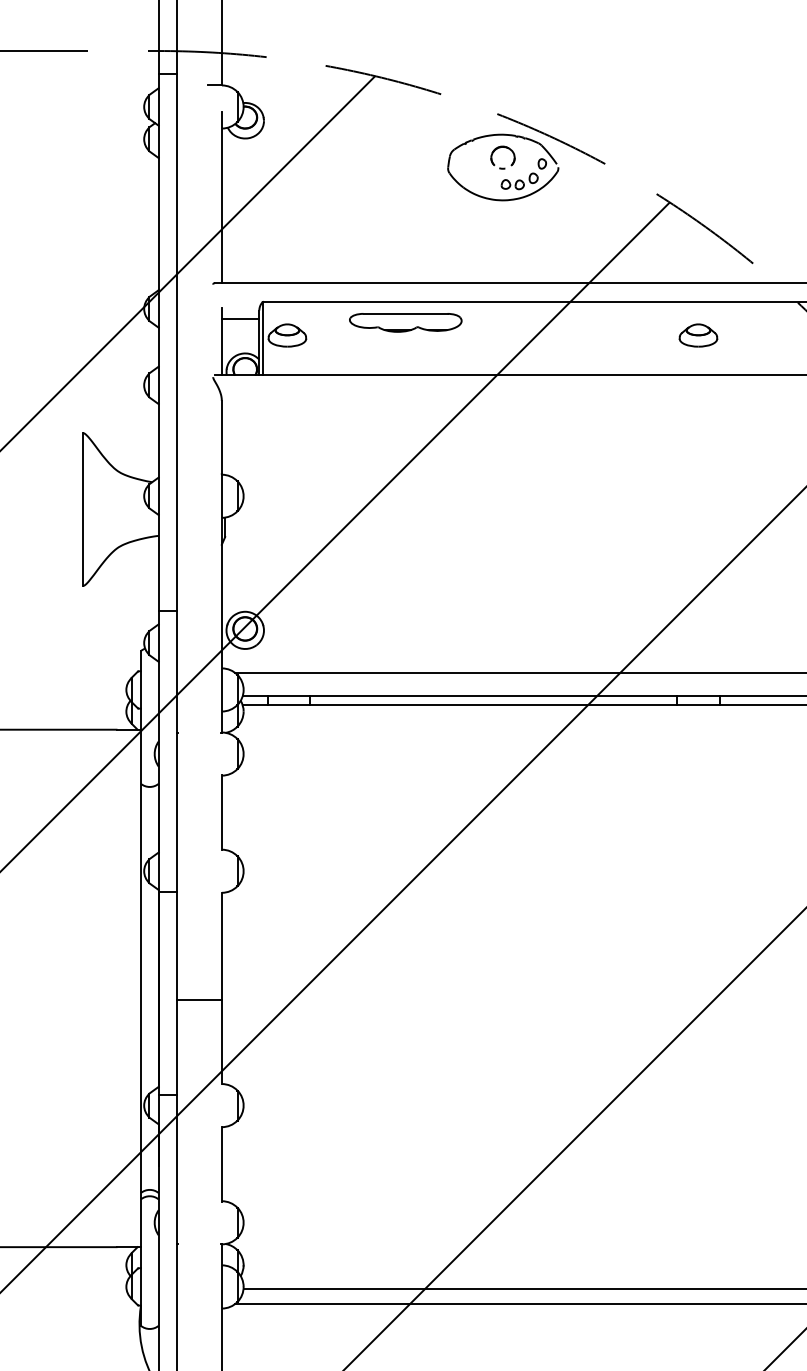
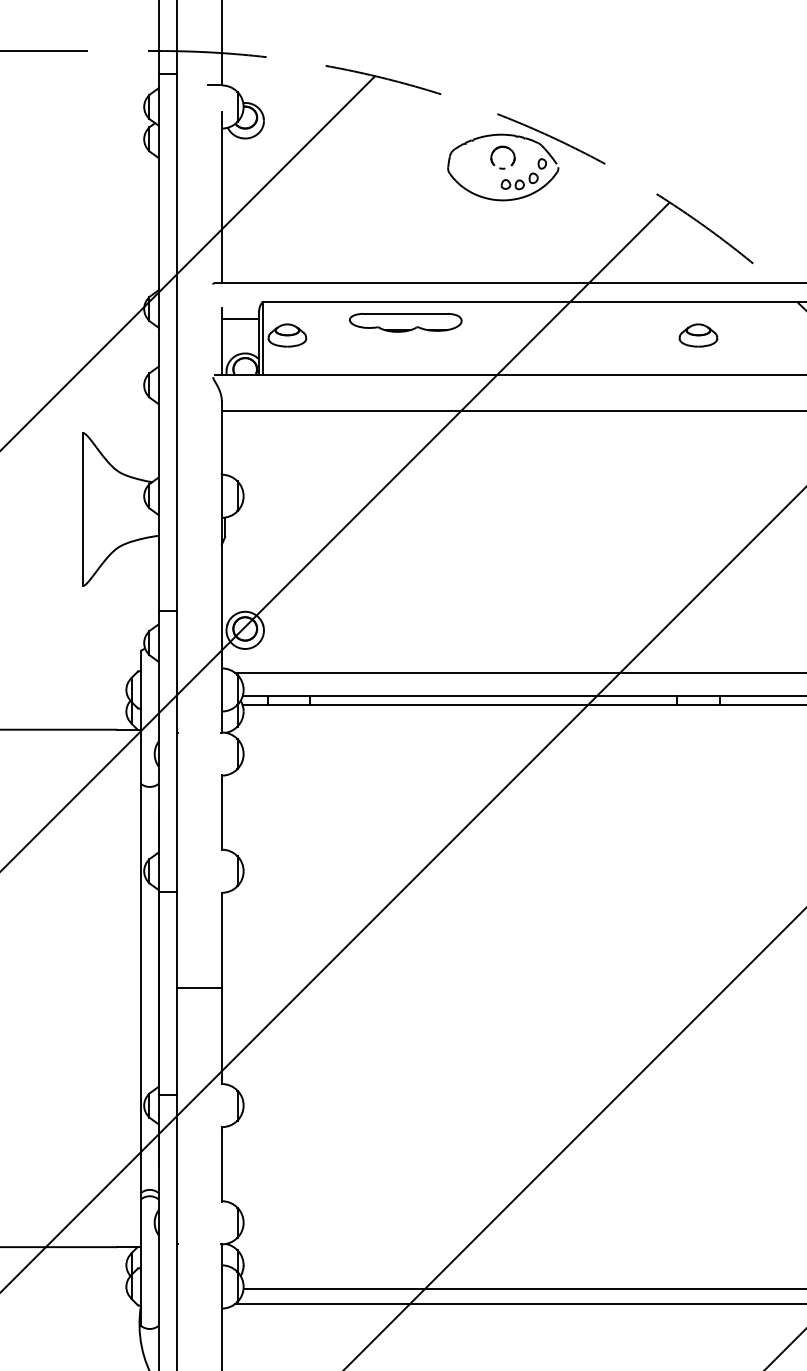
line: none -> present (512, 411)
line position: (198, 1000) -> (198, 988) (198, 988)
